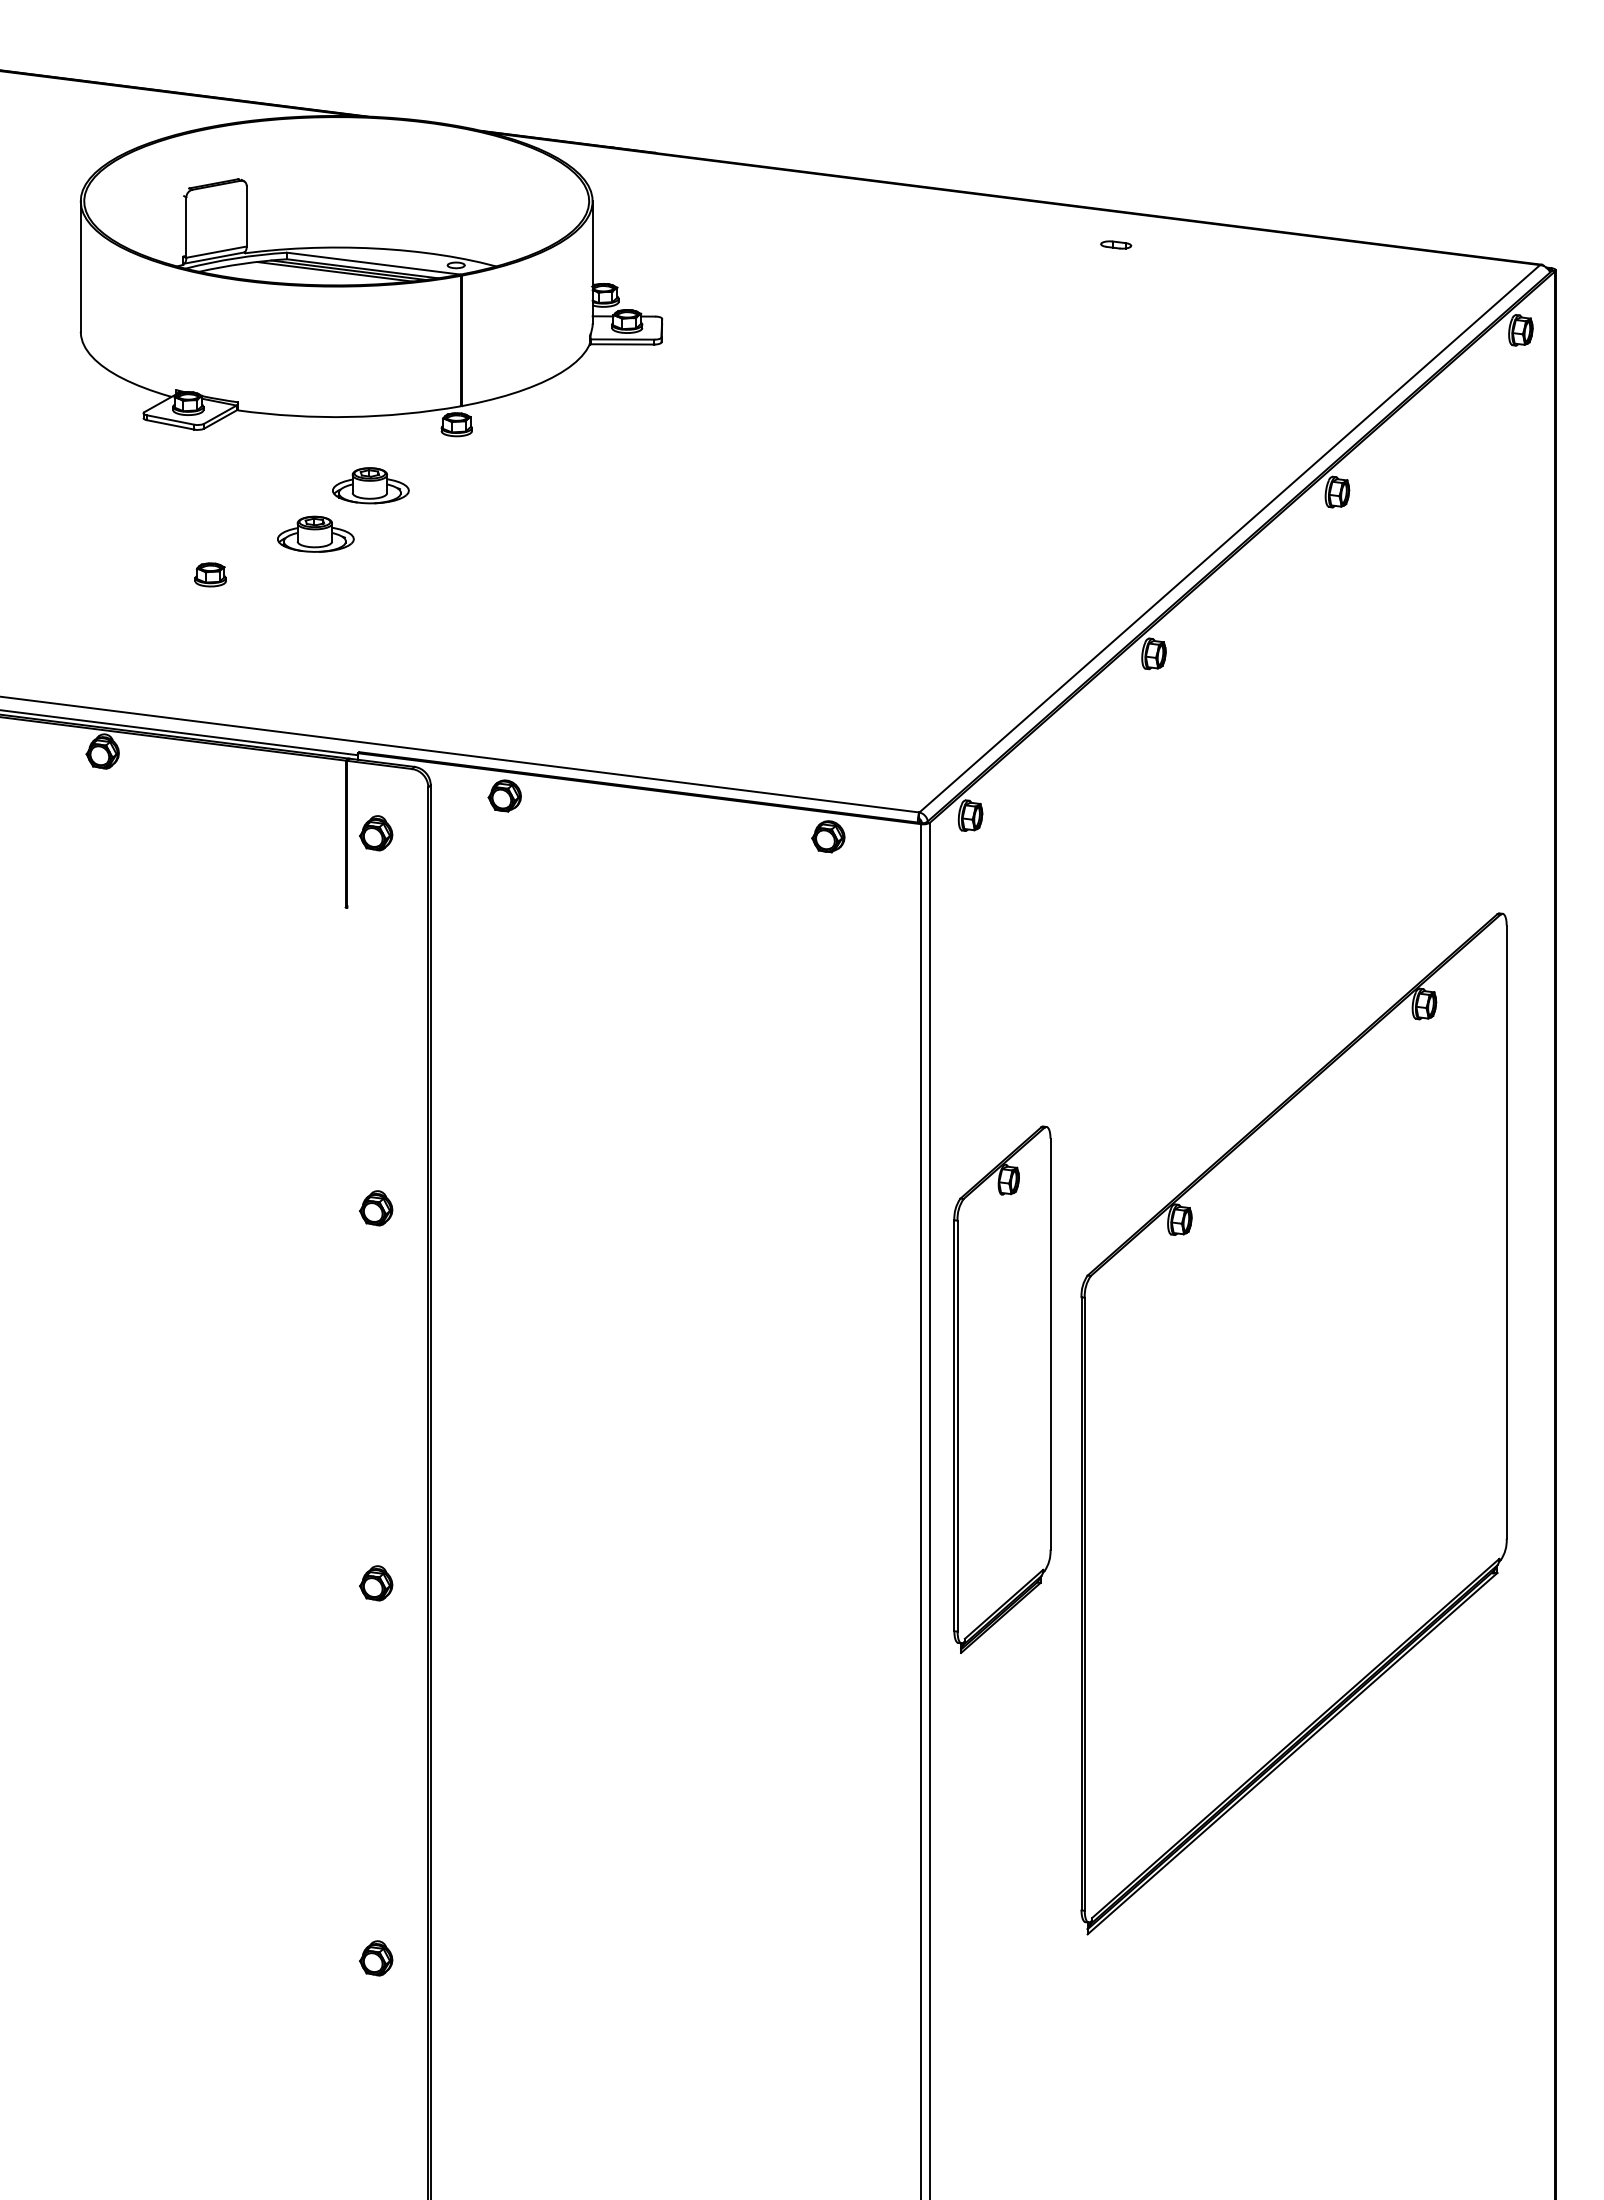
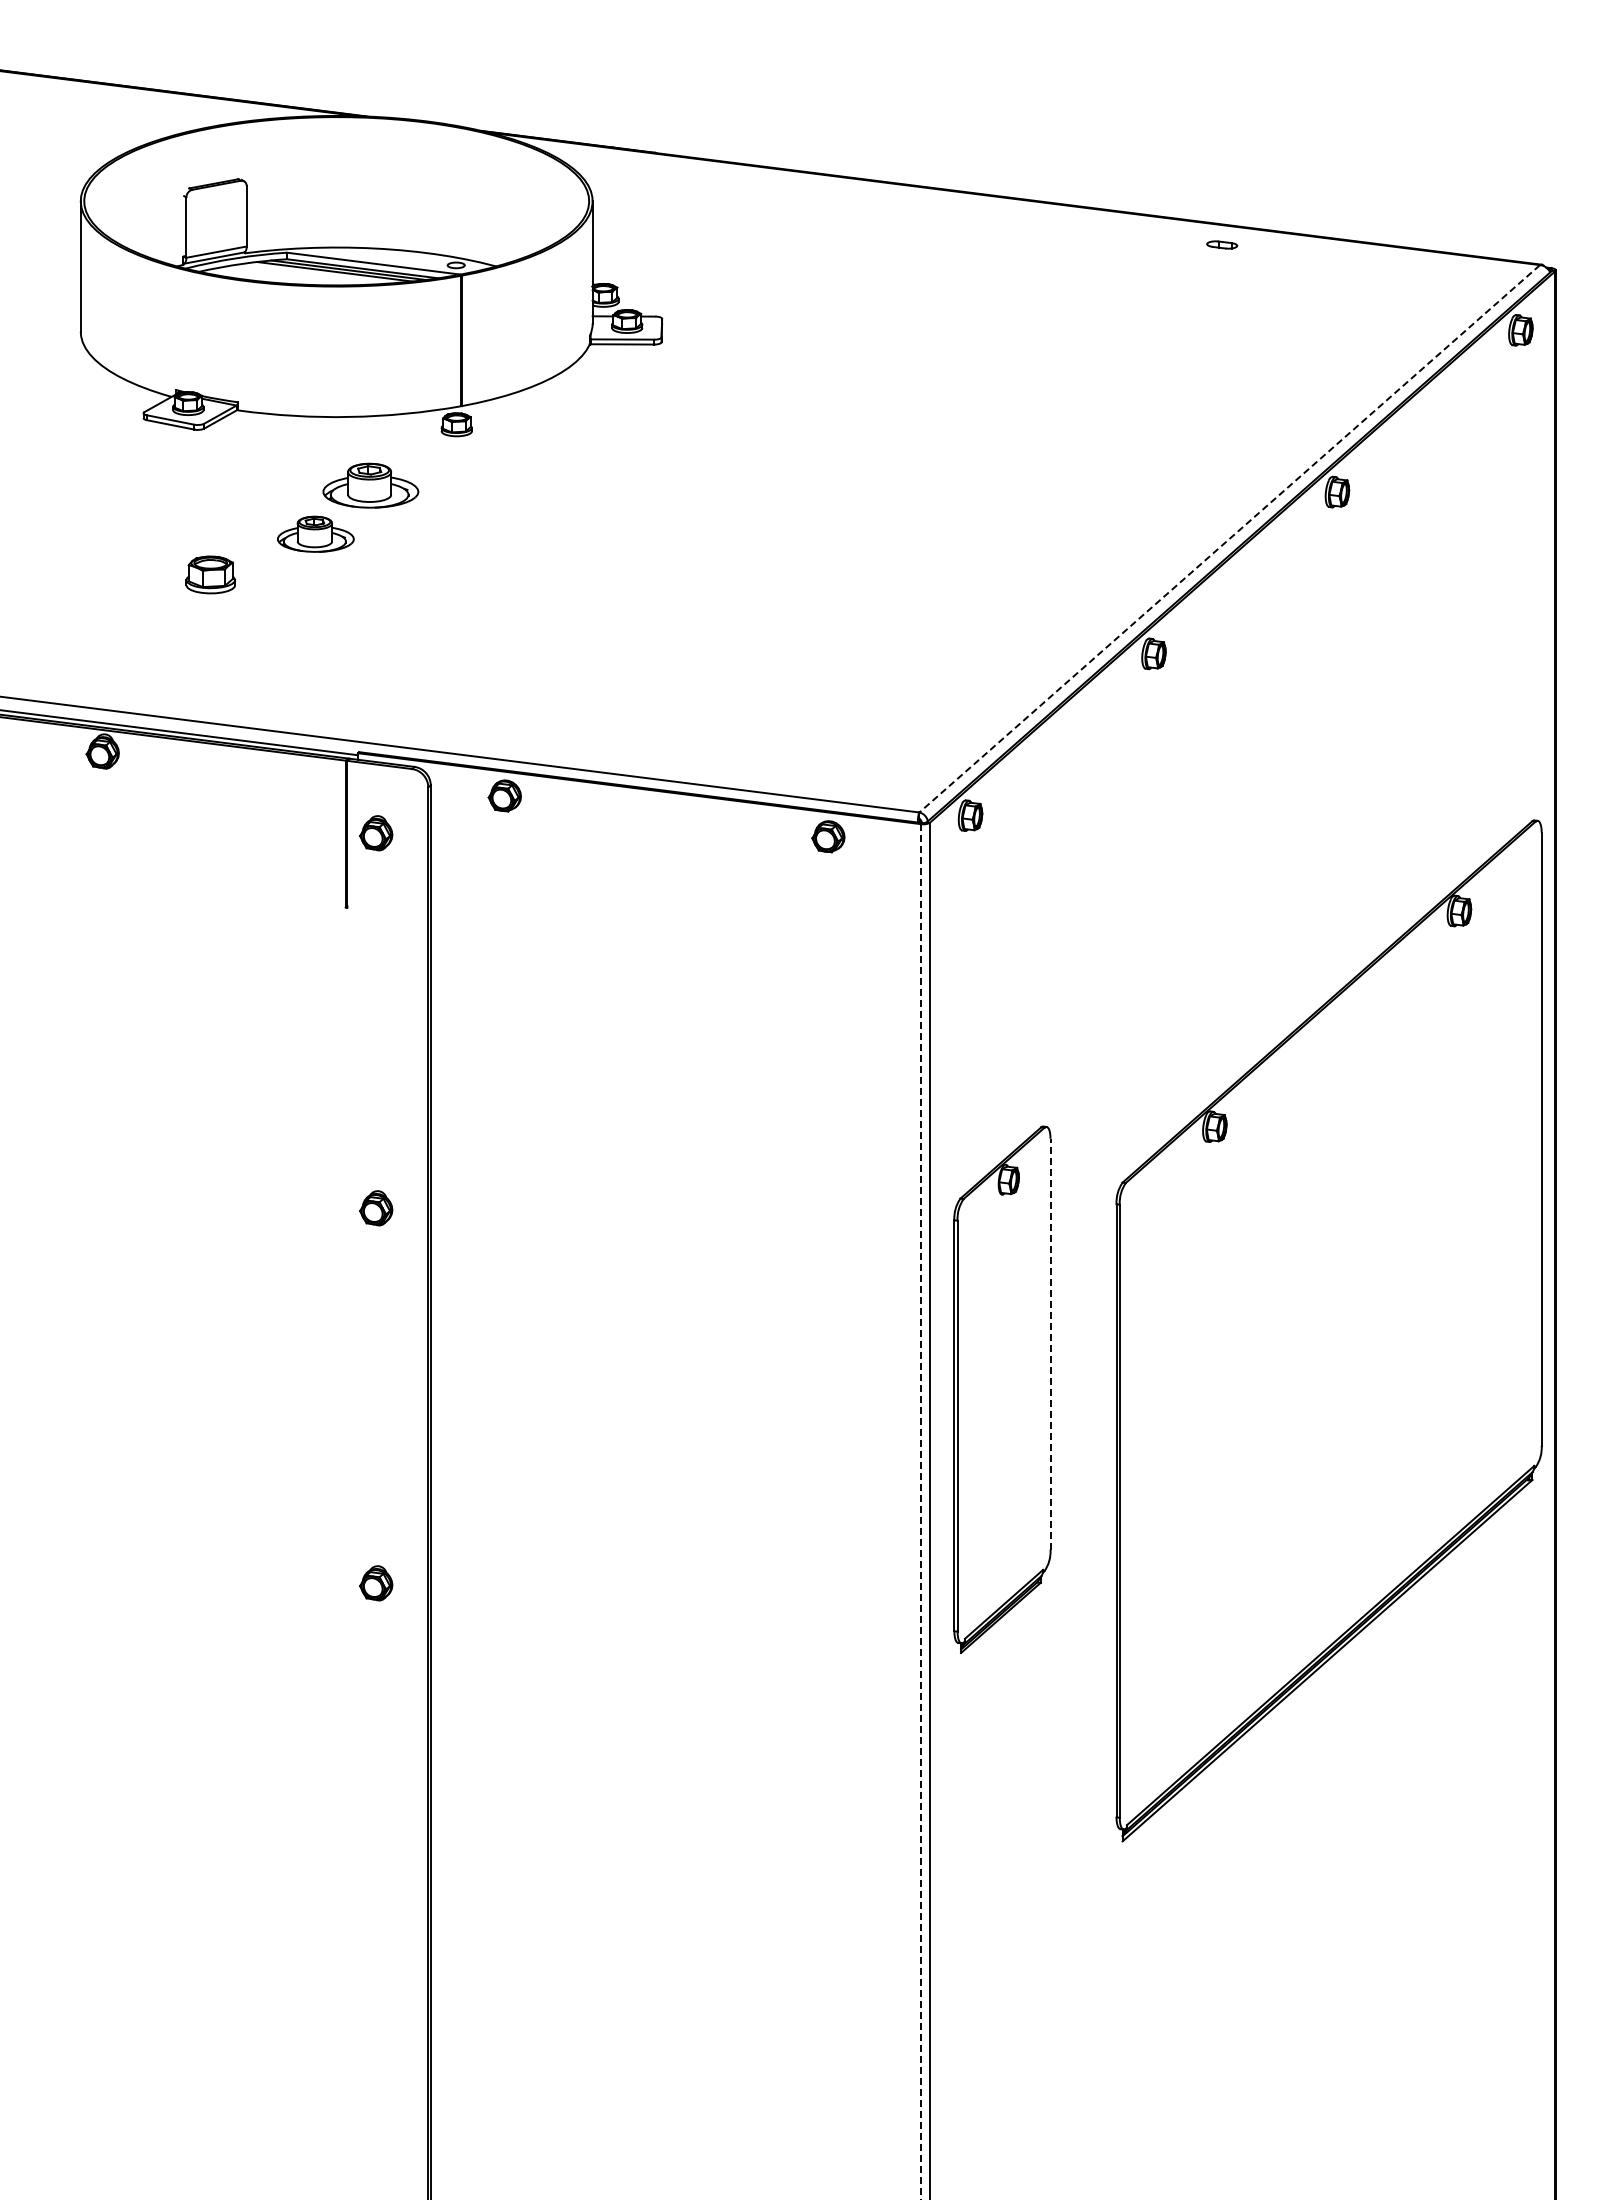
part position: (1116, 244) -> (1222, 244) (1222, 244)
part size: 78x38 px -> 98x47 px (370, 485)
line: solid -> dashed (1229, 538)
part size: 33x26 px -> 51x40 px (210, 574)
line: solid -> dashed (1050, 1343)
part position: (1293, 1423) -> (1328, 1330) (1328, 1330)
line: solid -> dashed (920, 1512)
part: present -> none (376, 1958)
